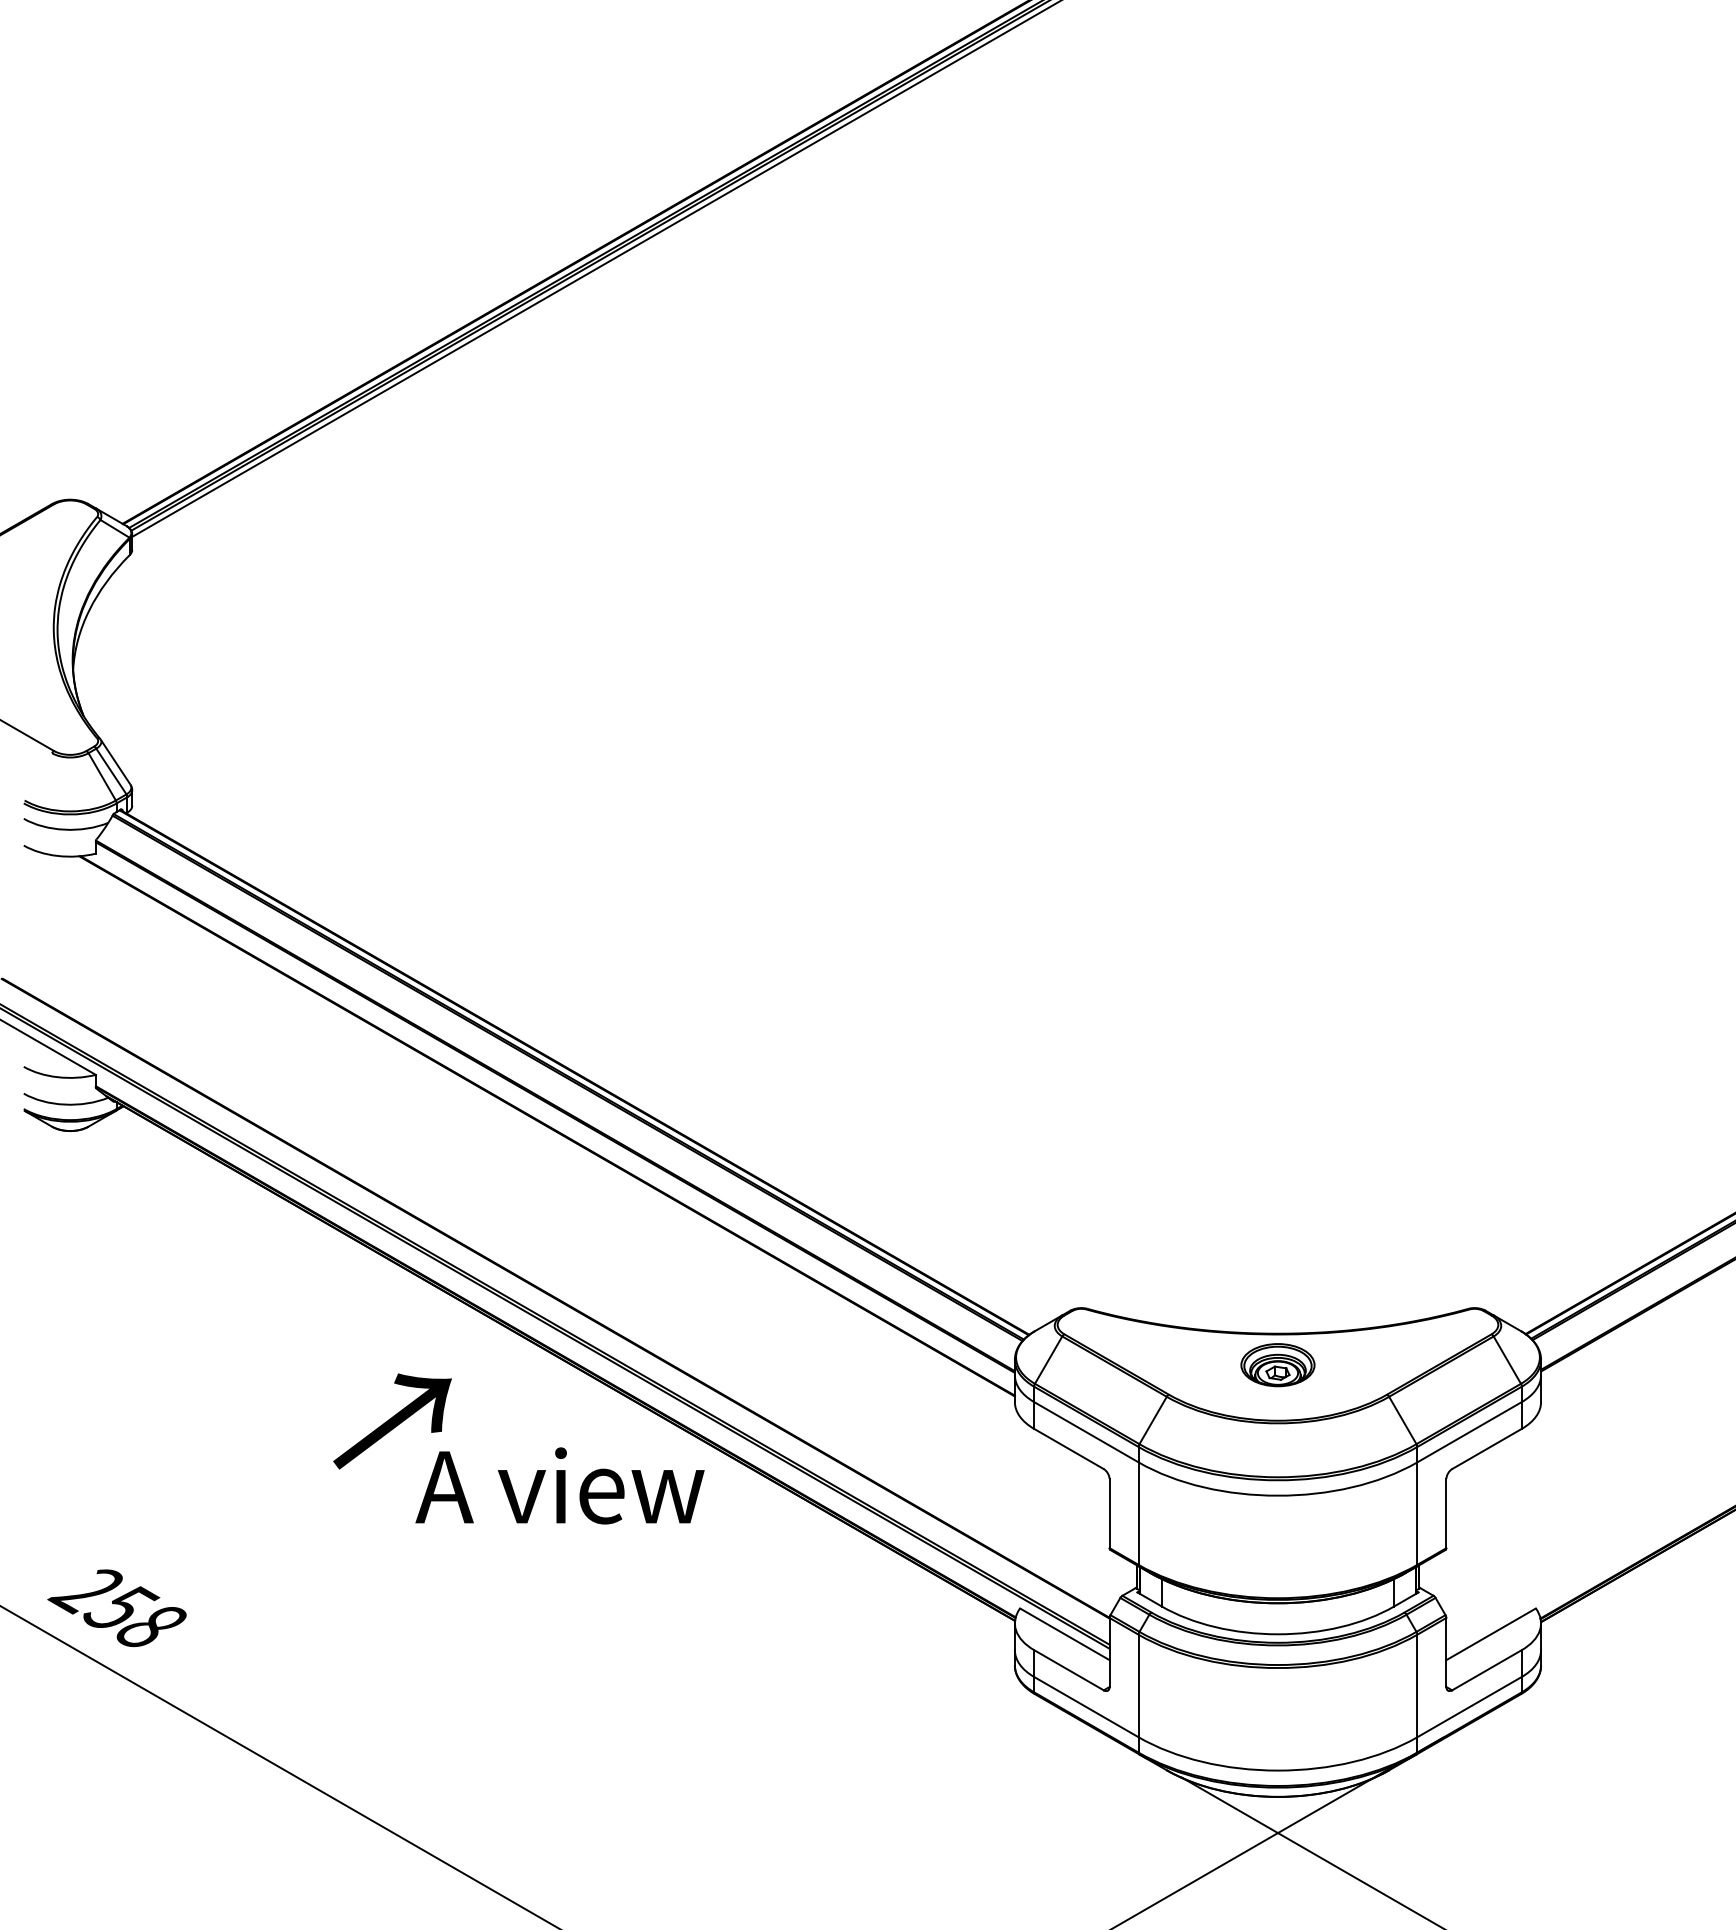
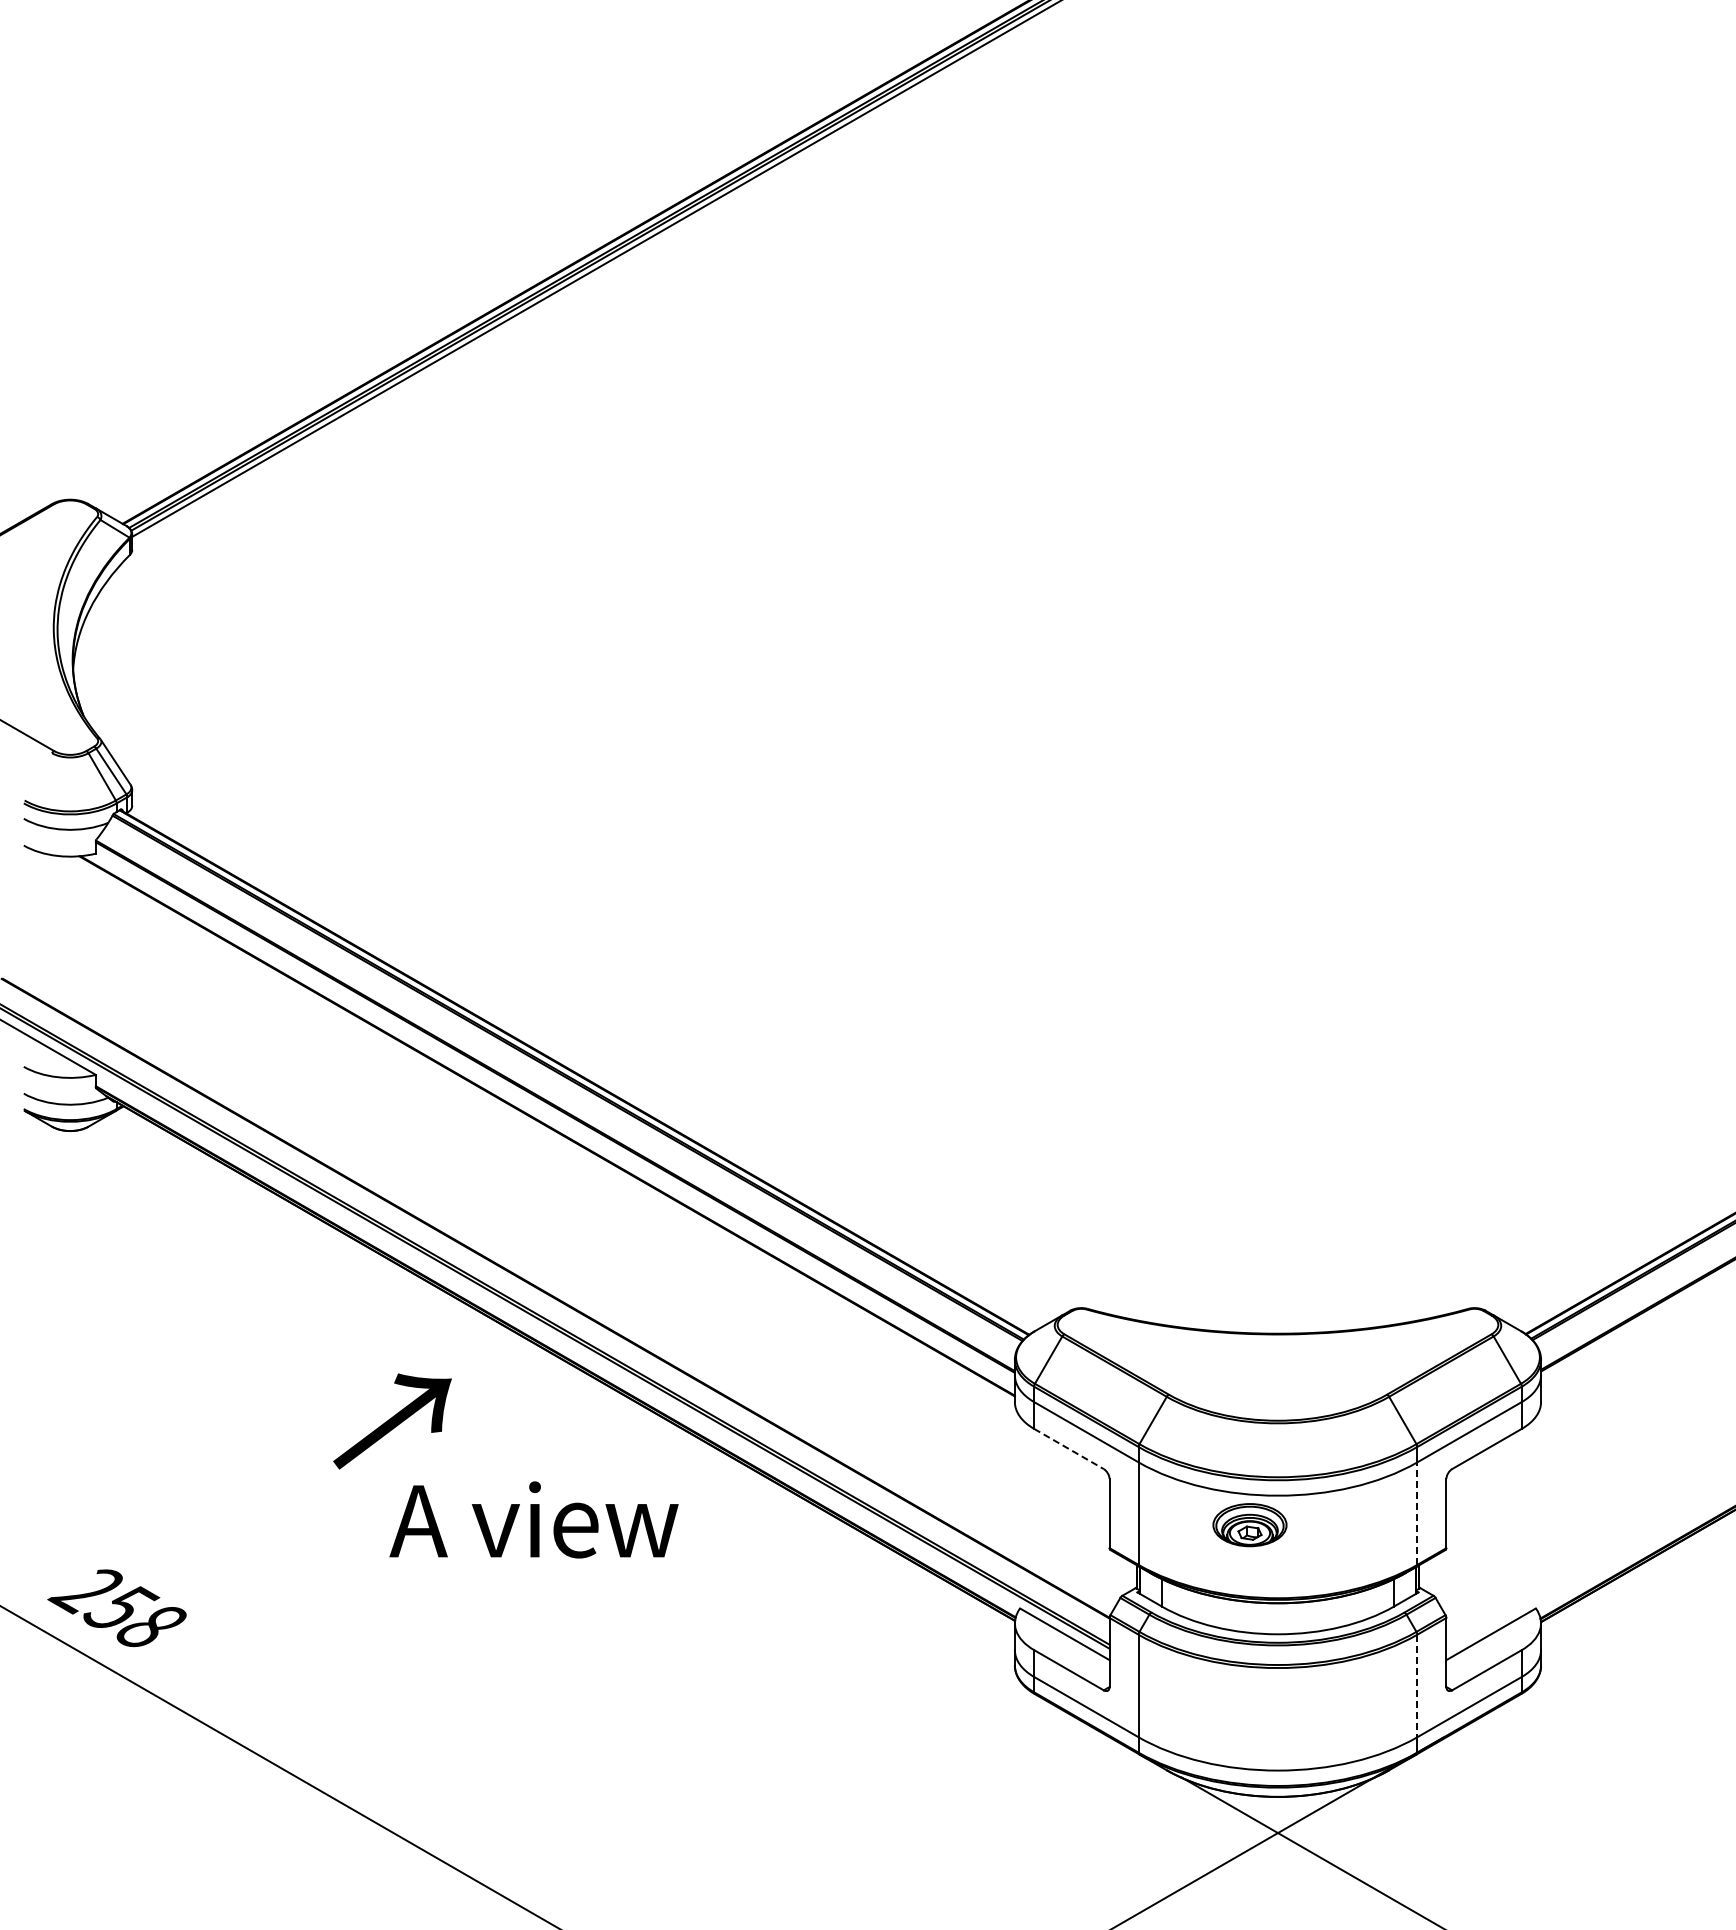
part position: (1277, 1365) -> (1249, 1525) (1249, 1525)
line: solid -> dashed (1069, 1449)
text position: (559, 1485) -> (533, 1519) (533, 1519)
line: solid -> dashed (1417, 1513)
line: solid -> dashed (1417, 1686)
